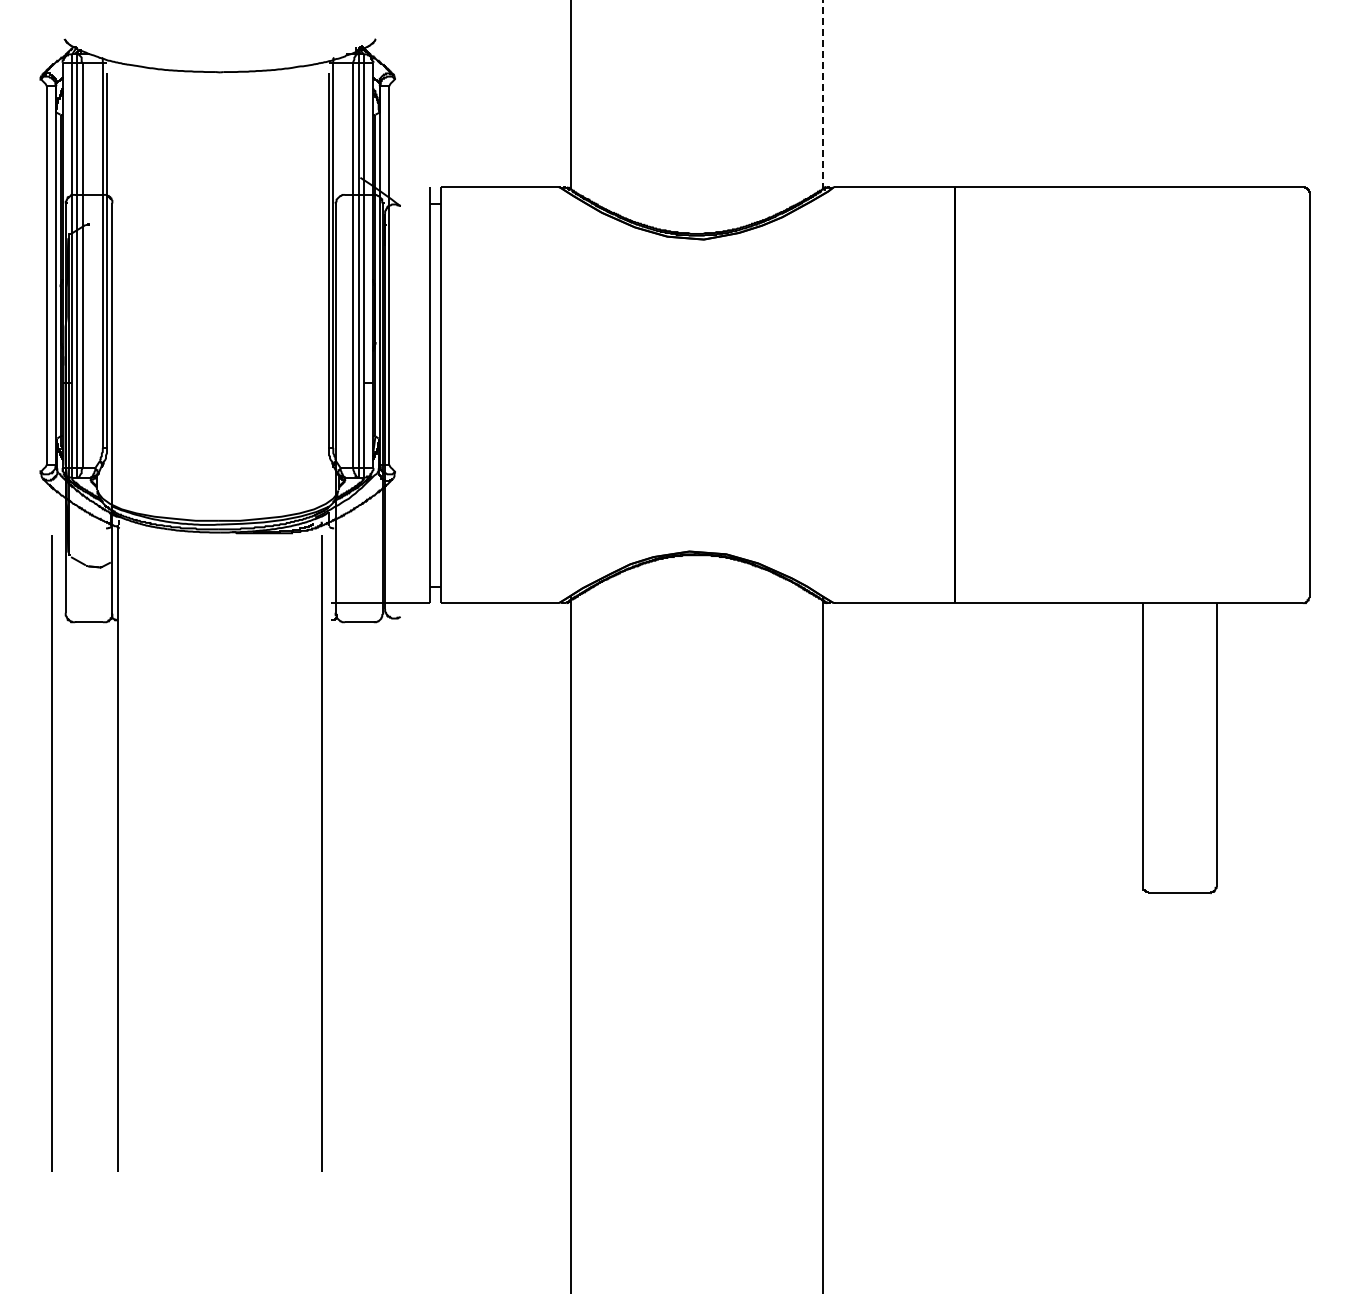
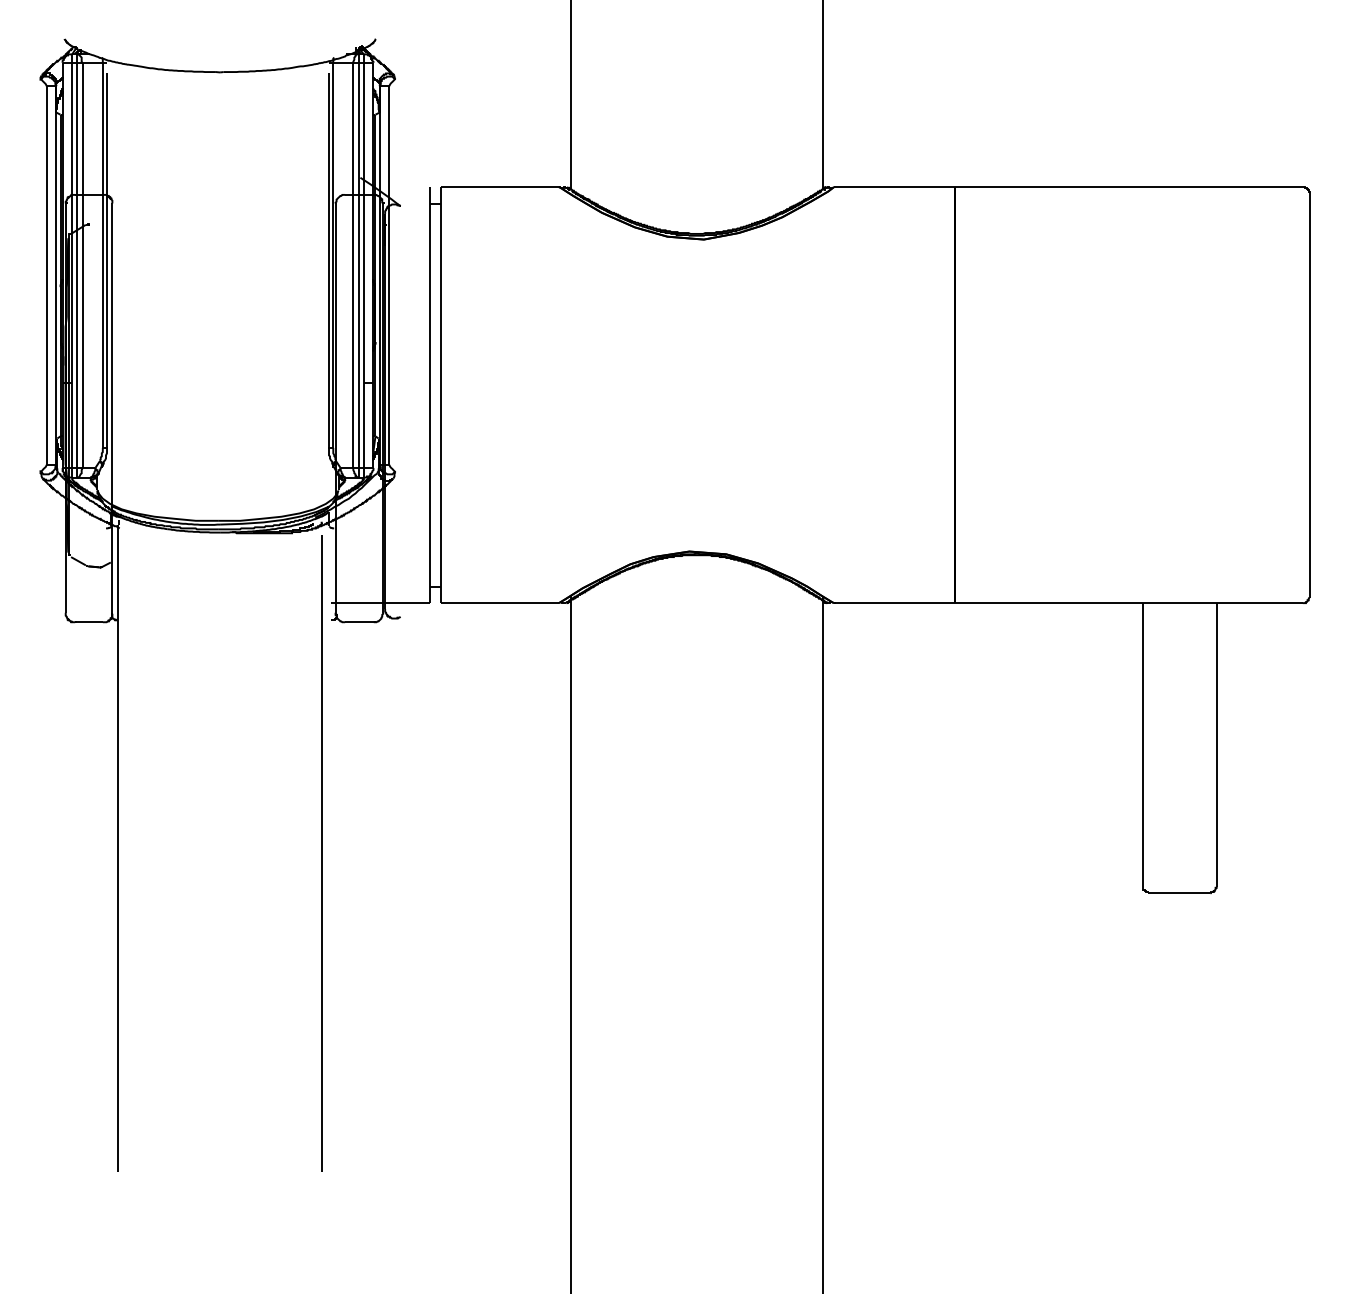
line: dashed -> solid (822, 94)
line: present -> none (51, 853)
